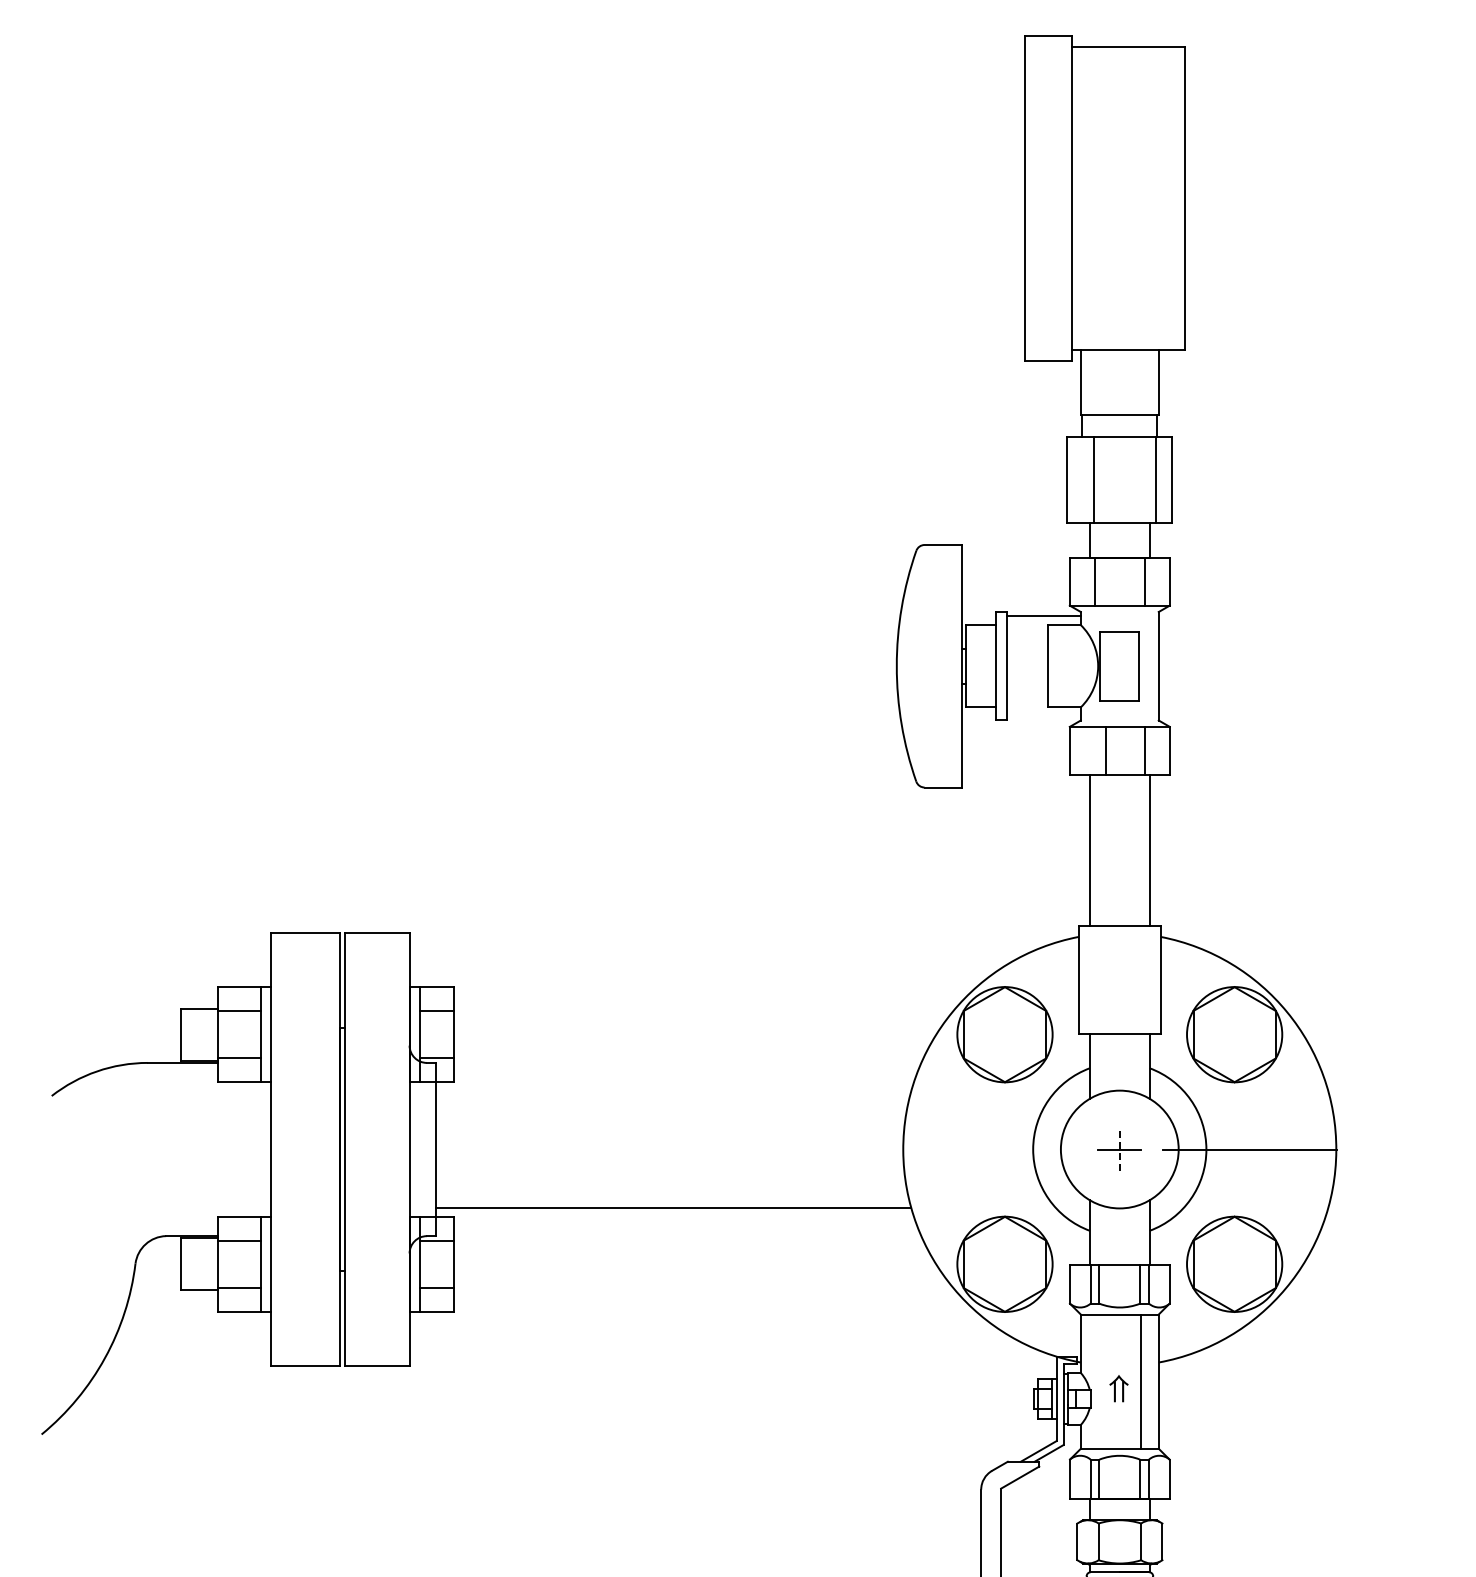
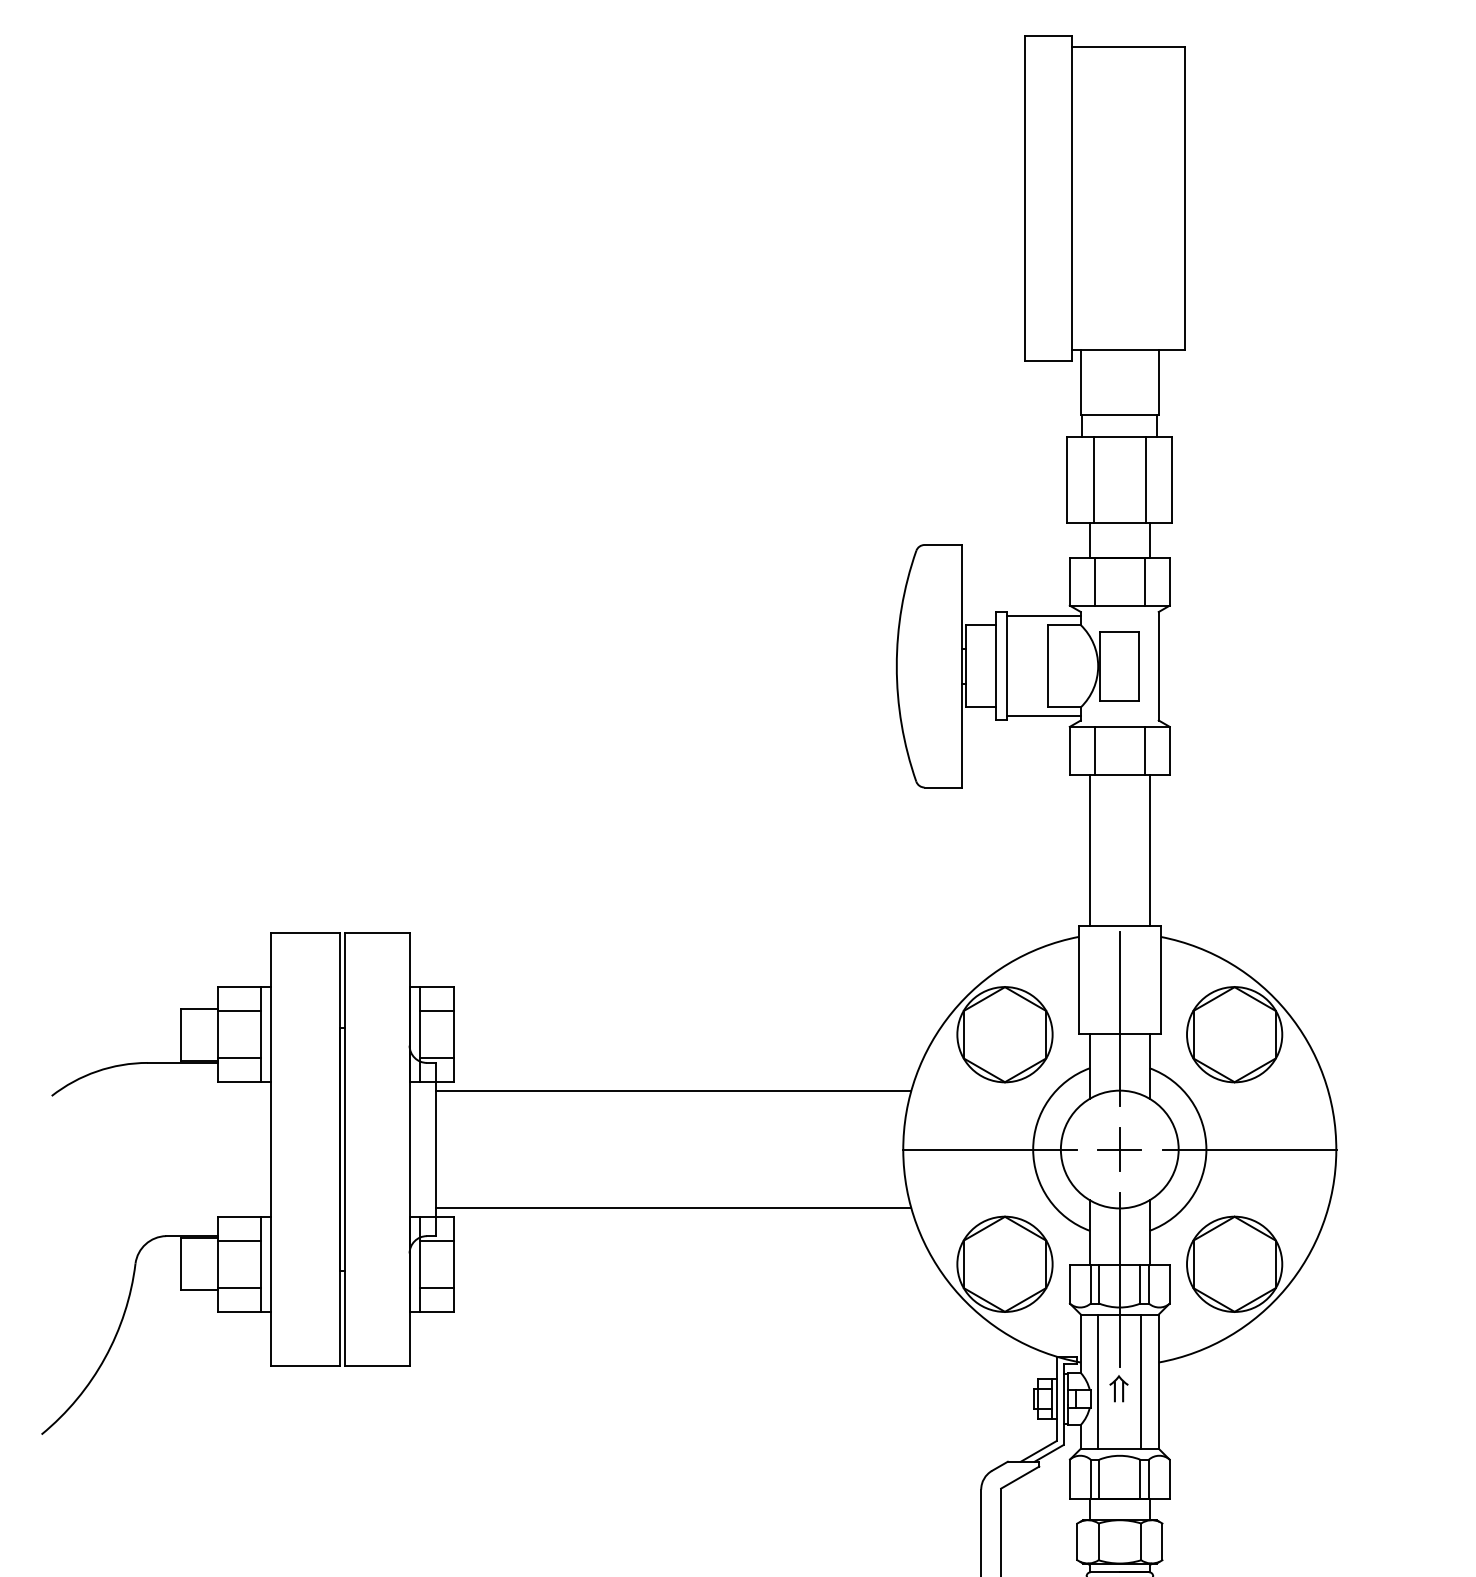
line position: (1156, 479) -> (1146, 479) (1146, 479)
line: none -> present (1043, 716)
line position: (1105, 750) -> (1094, 750) (1094, 750)
line: none -> present (1119, 1019)
line: none -> present (673, 1090)
line: none -> present (989, 1149)
line: dashed -> solid (1119, 1149)
line: none -> present (1119, 1279)
line: none -> present (1098, 1381)
